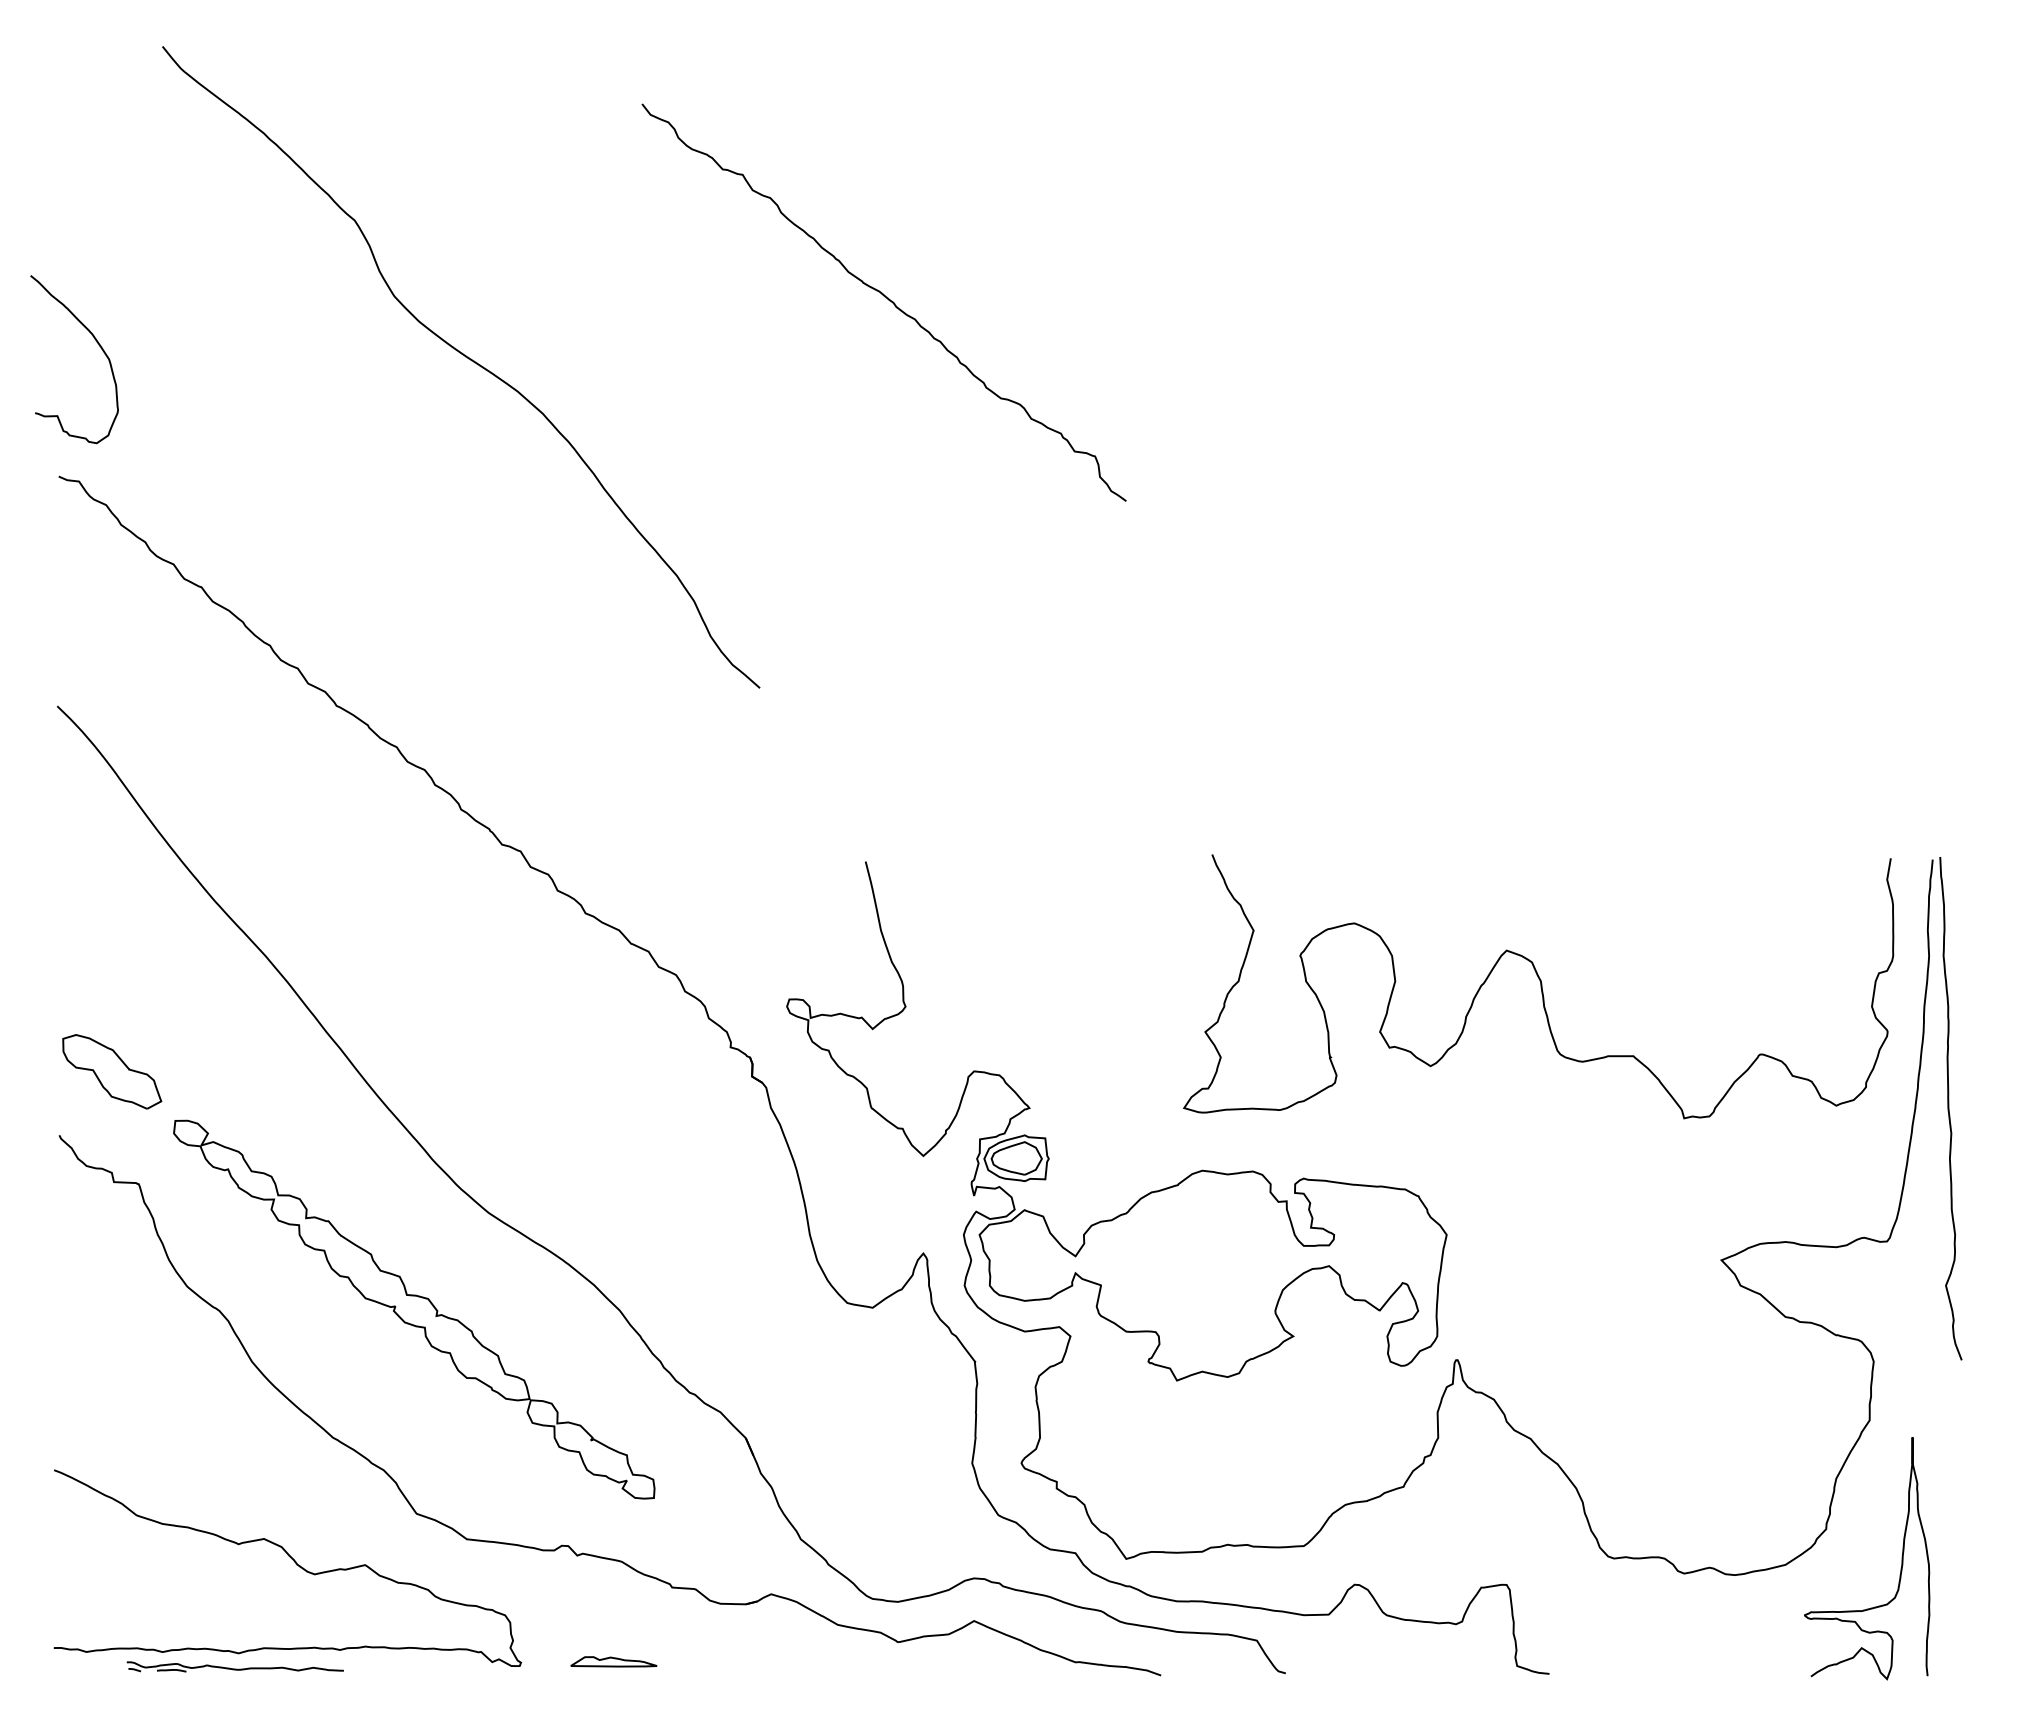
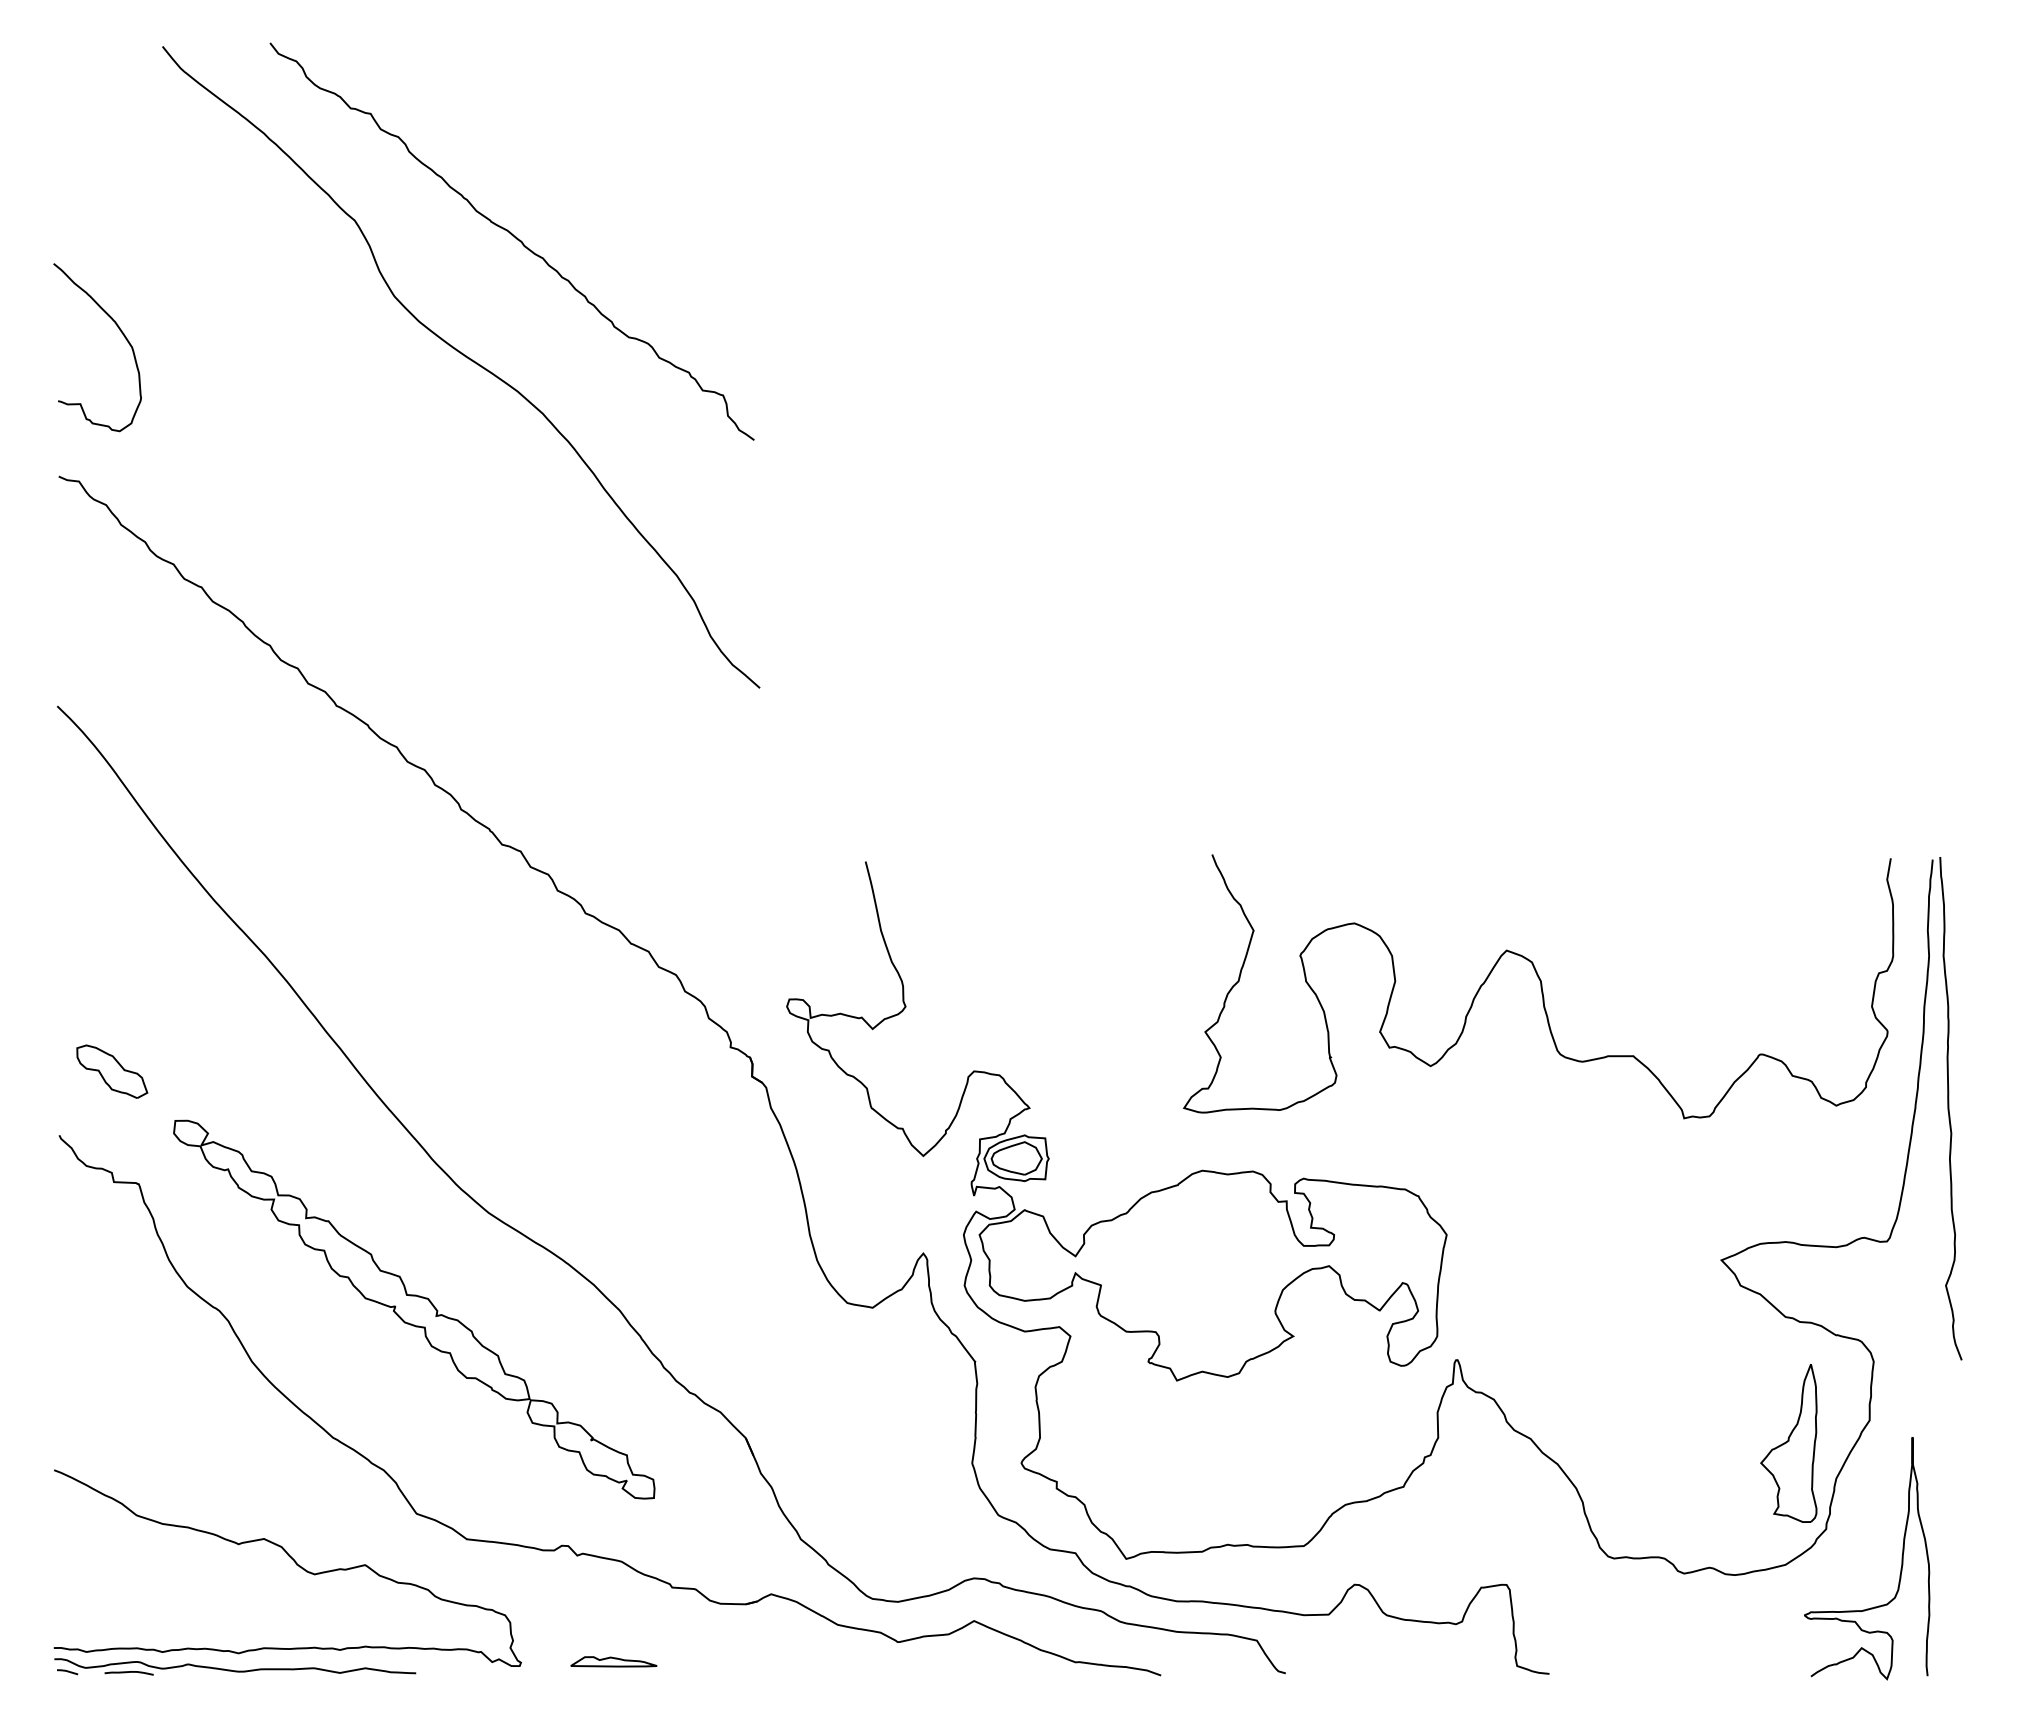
curve position: (886, 298) -> (514, 237) (514, 237)
curve position: (98, 345) -> (121, 333) (121, 333)
part size: 101x76 px -> 73x55 px (112, 1071)
part: none -> present (1788, 1443)
part size: 218x12 px -> 363x18 px (235, 1666)
